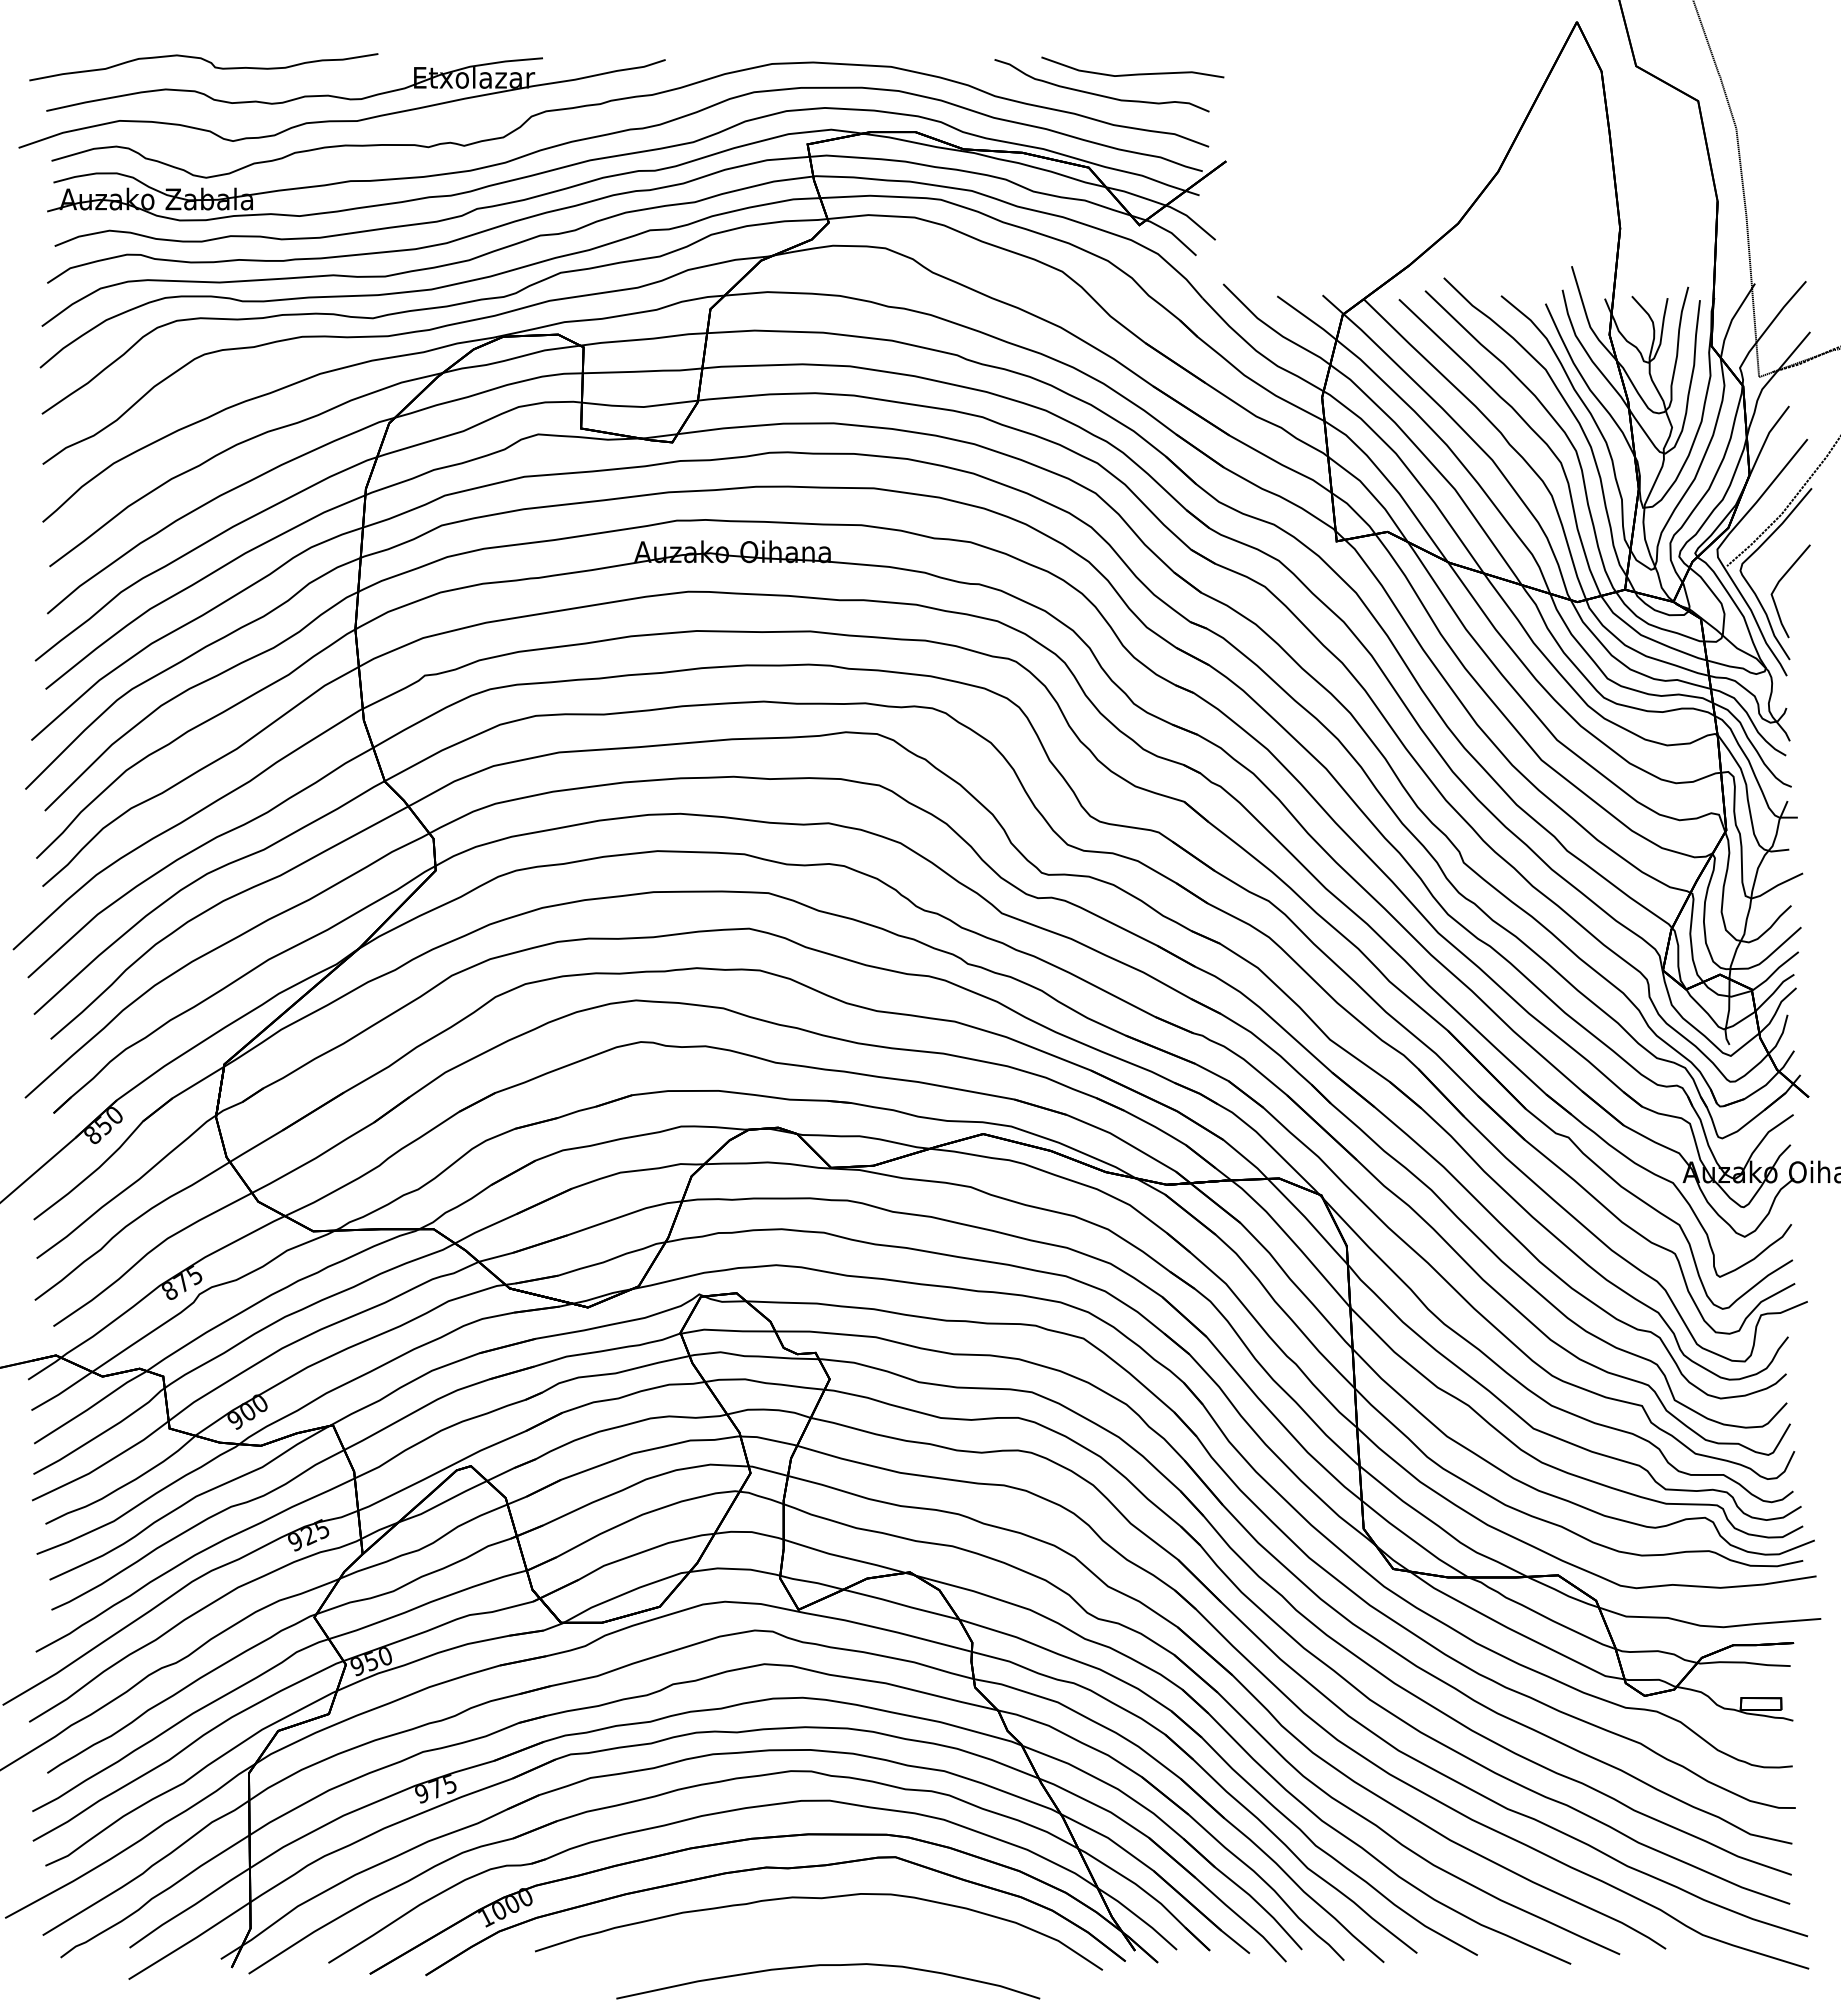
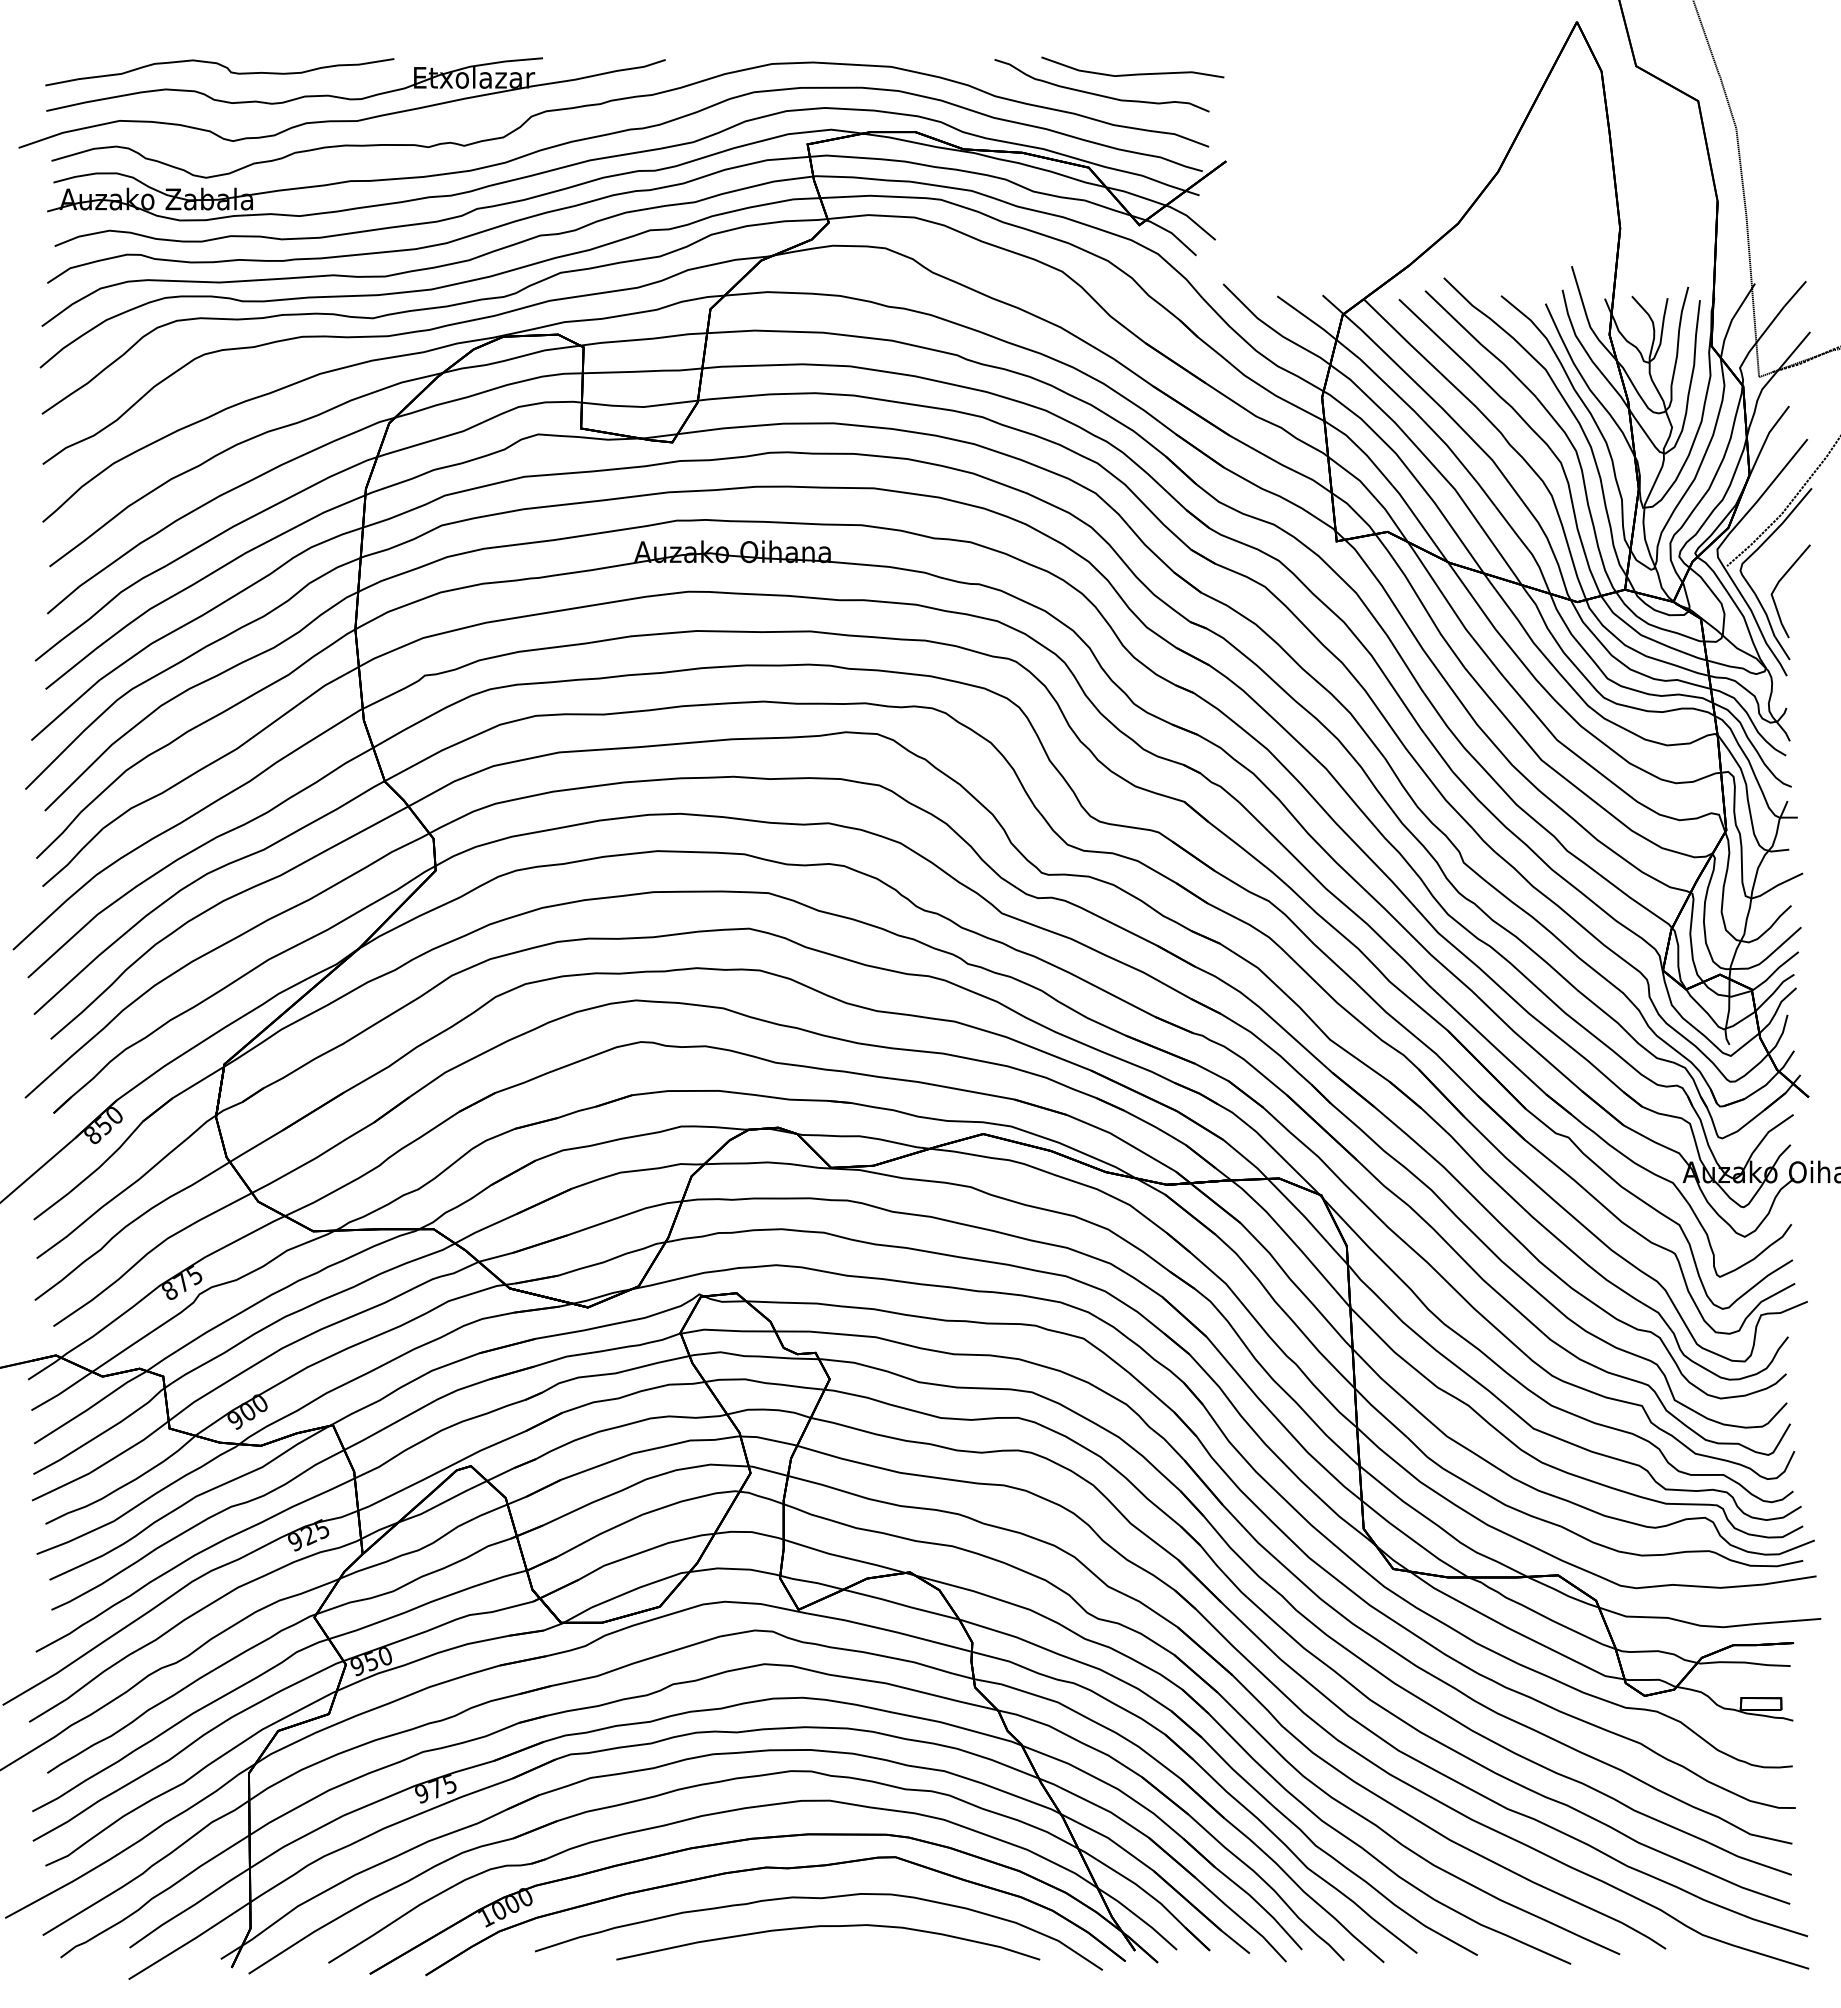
part position: (205, 61) -> (221, 66) (221, 66)
part position: (828, 1965) -> (828, 1926) (828, 1926)
